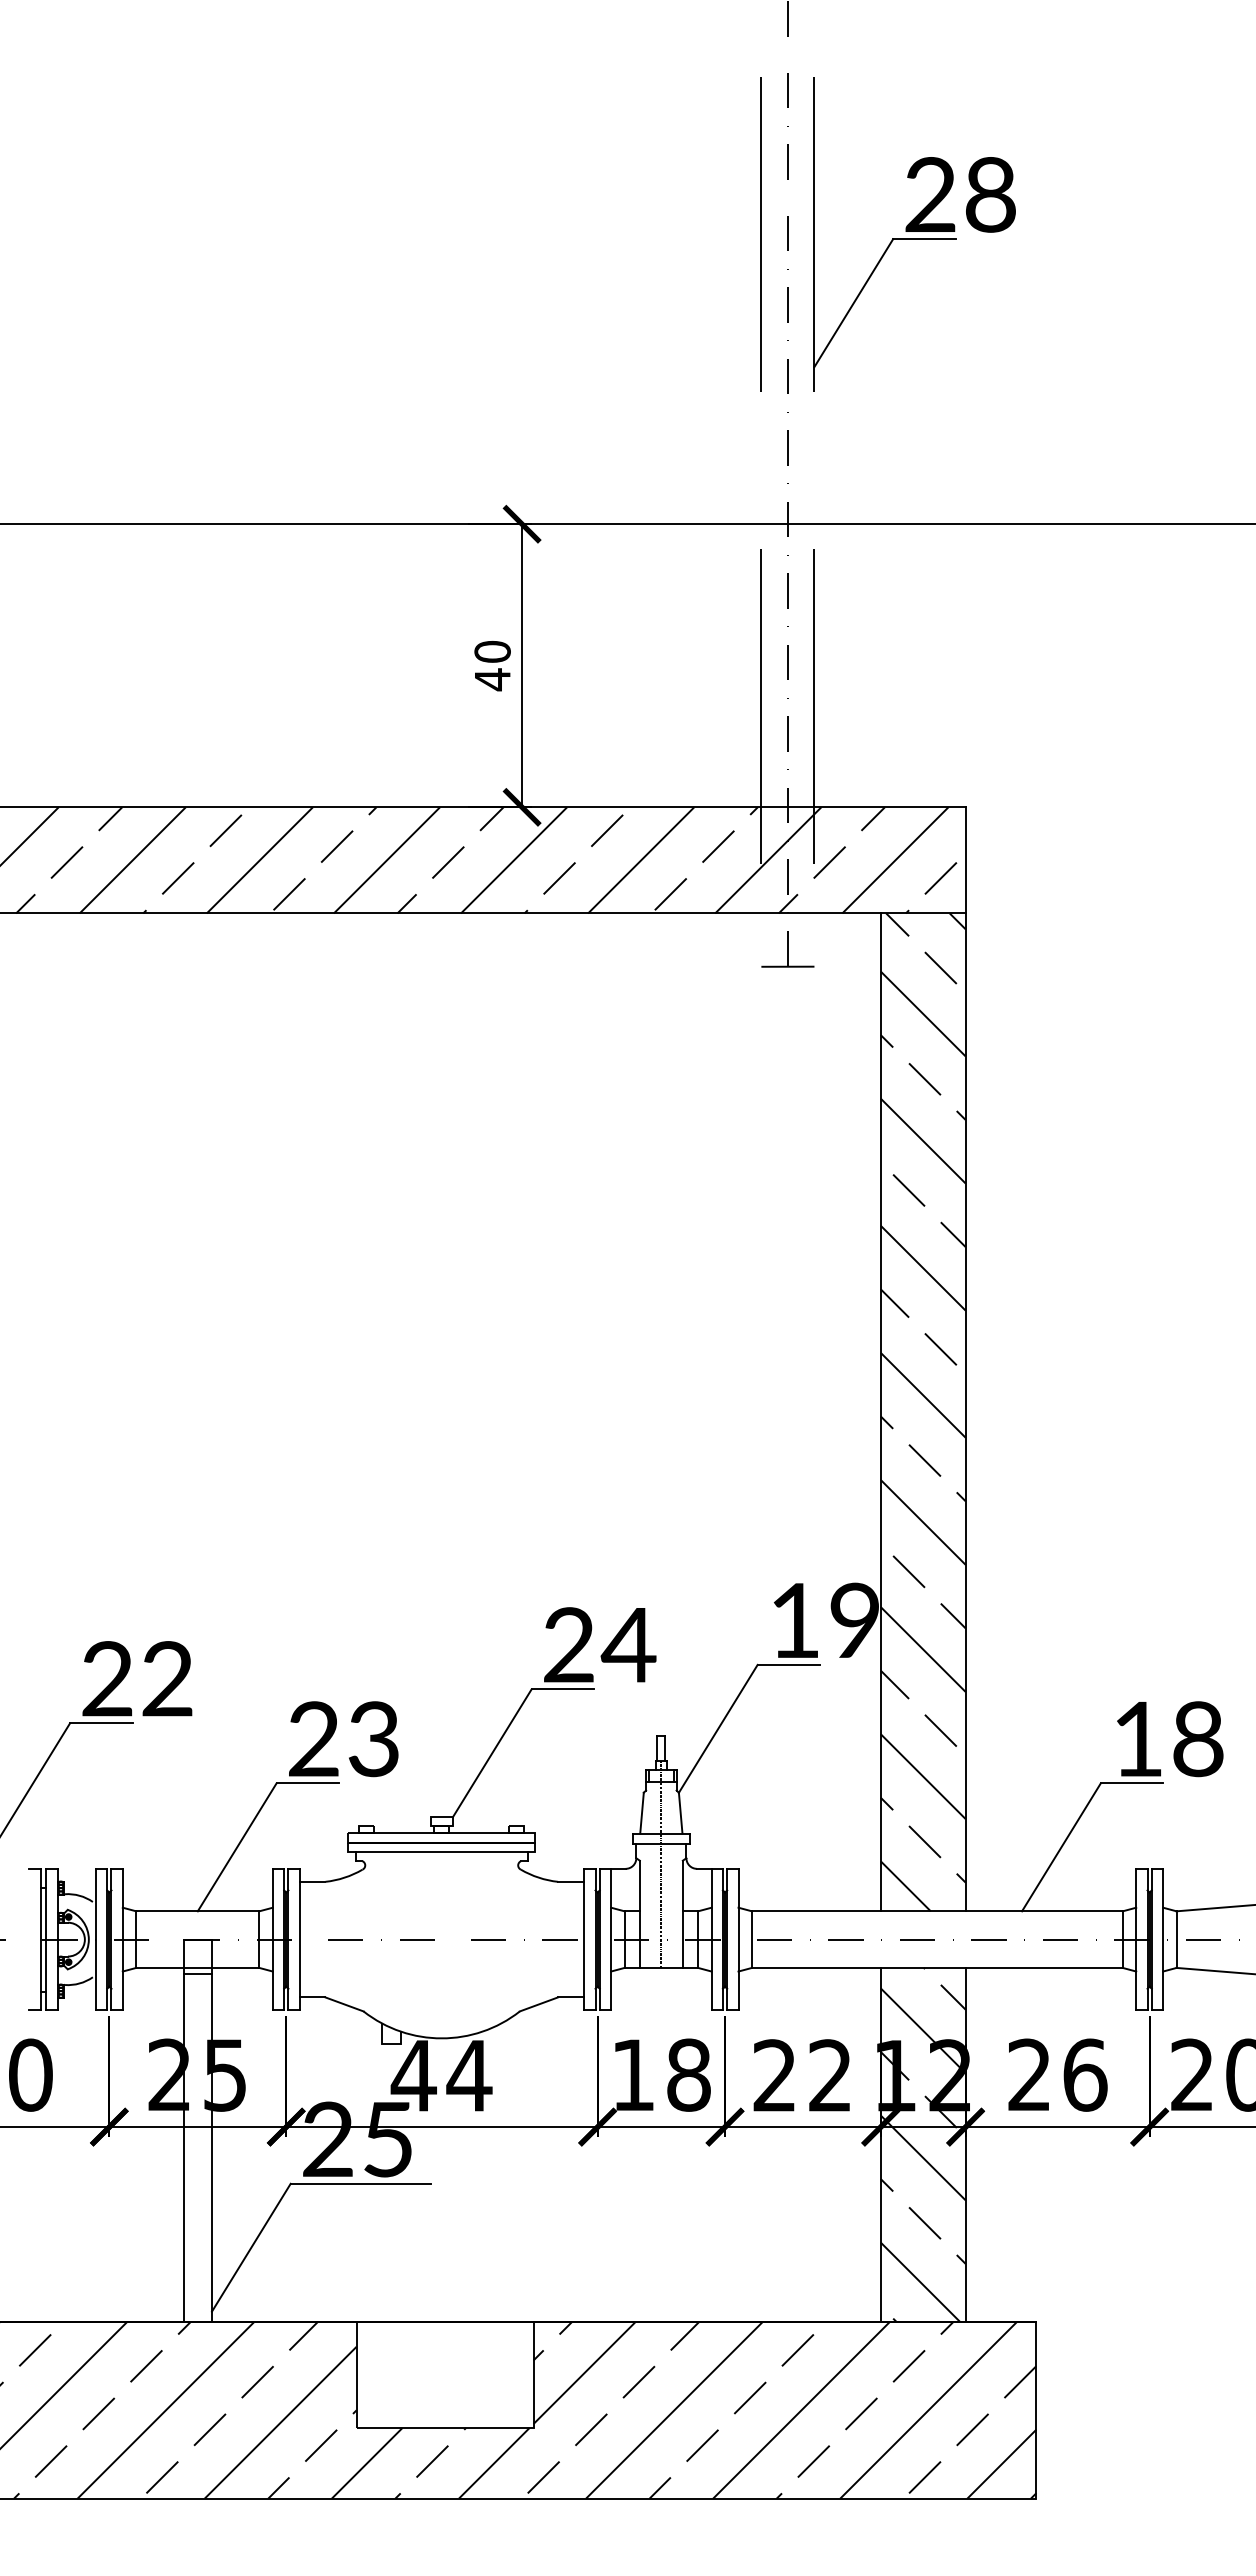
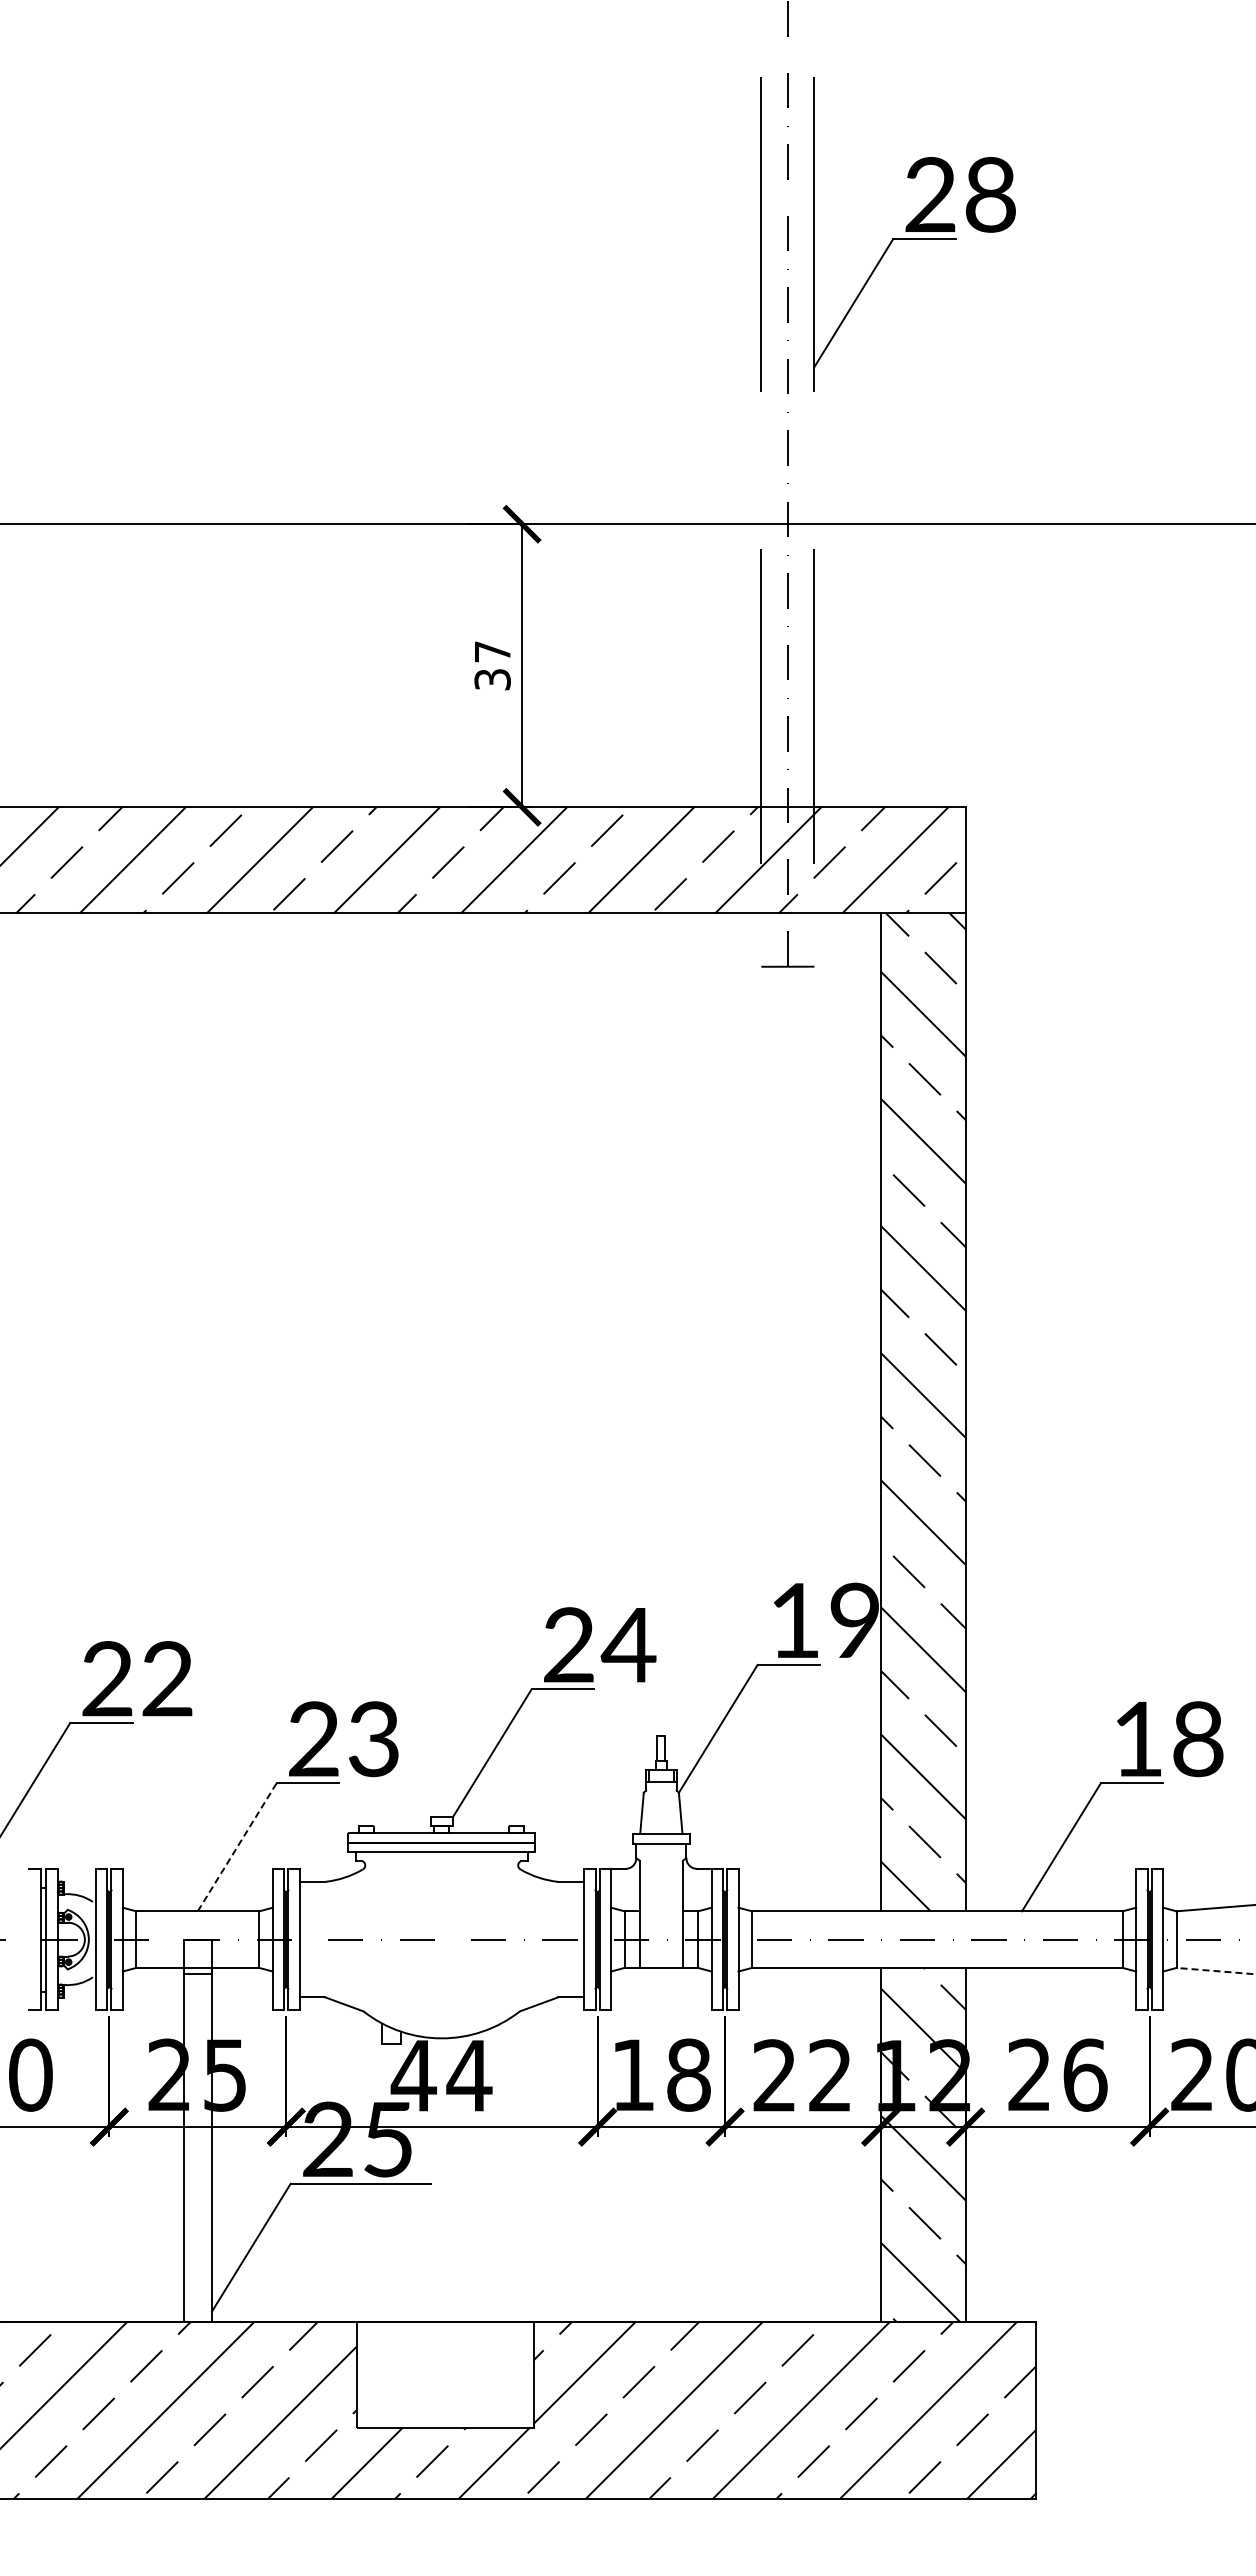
text: 40 -> 37 (492, 665)
line: solid -> dashed (237, 1846)
line: present -> none (661, 1863)
line: solid -> dashed (1216, 1971)
